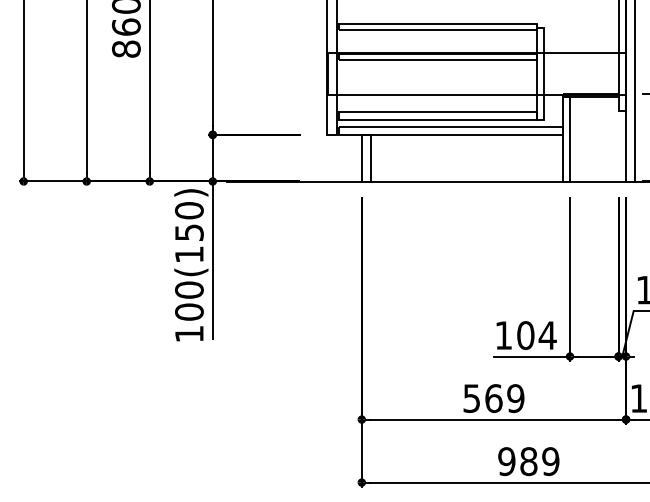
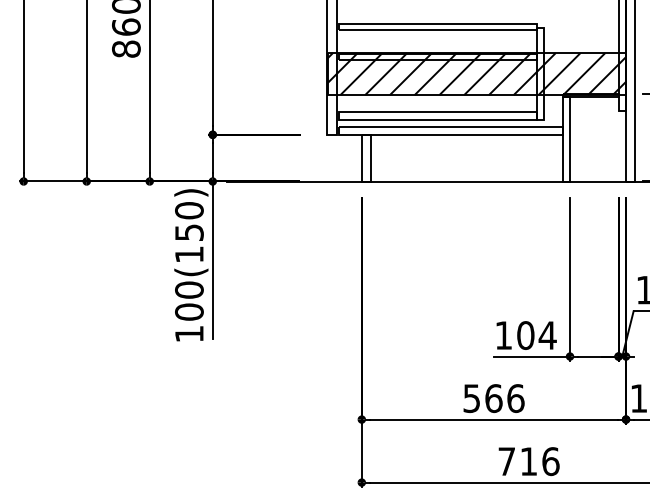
hatch: none -> present (476, 74)
text: 569 -> 566 (515, 398)
text: 989 -> 716 (528, 461)
